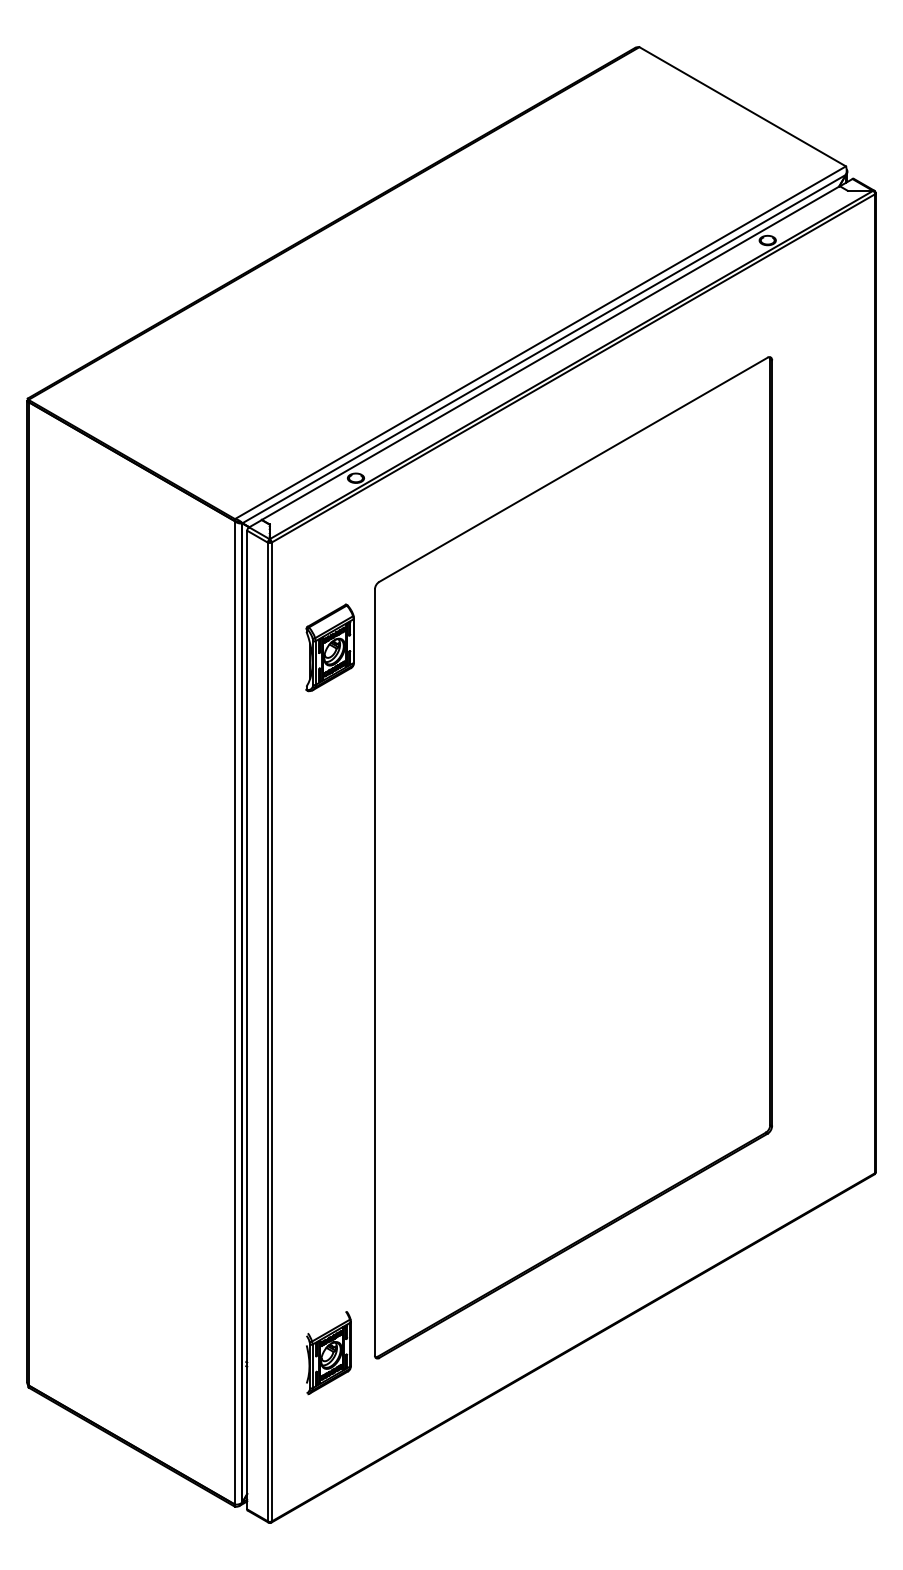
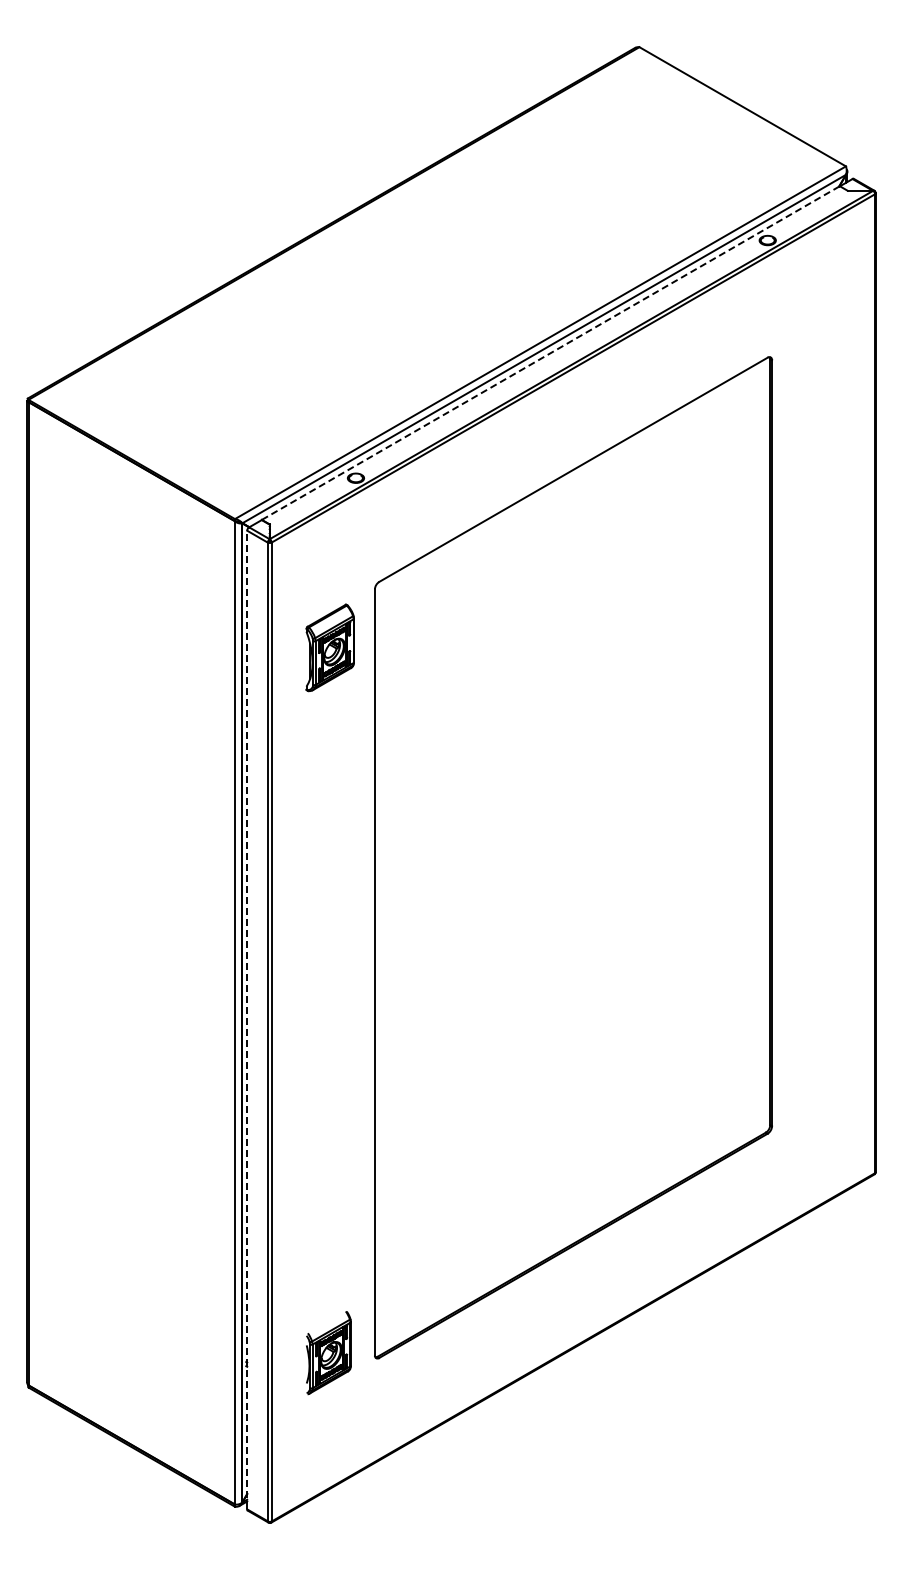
line: solid -> dashed (550, 353)
line: solid -> dashed (247, 1019)
